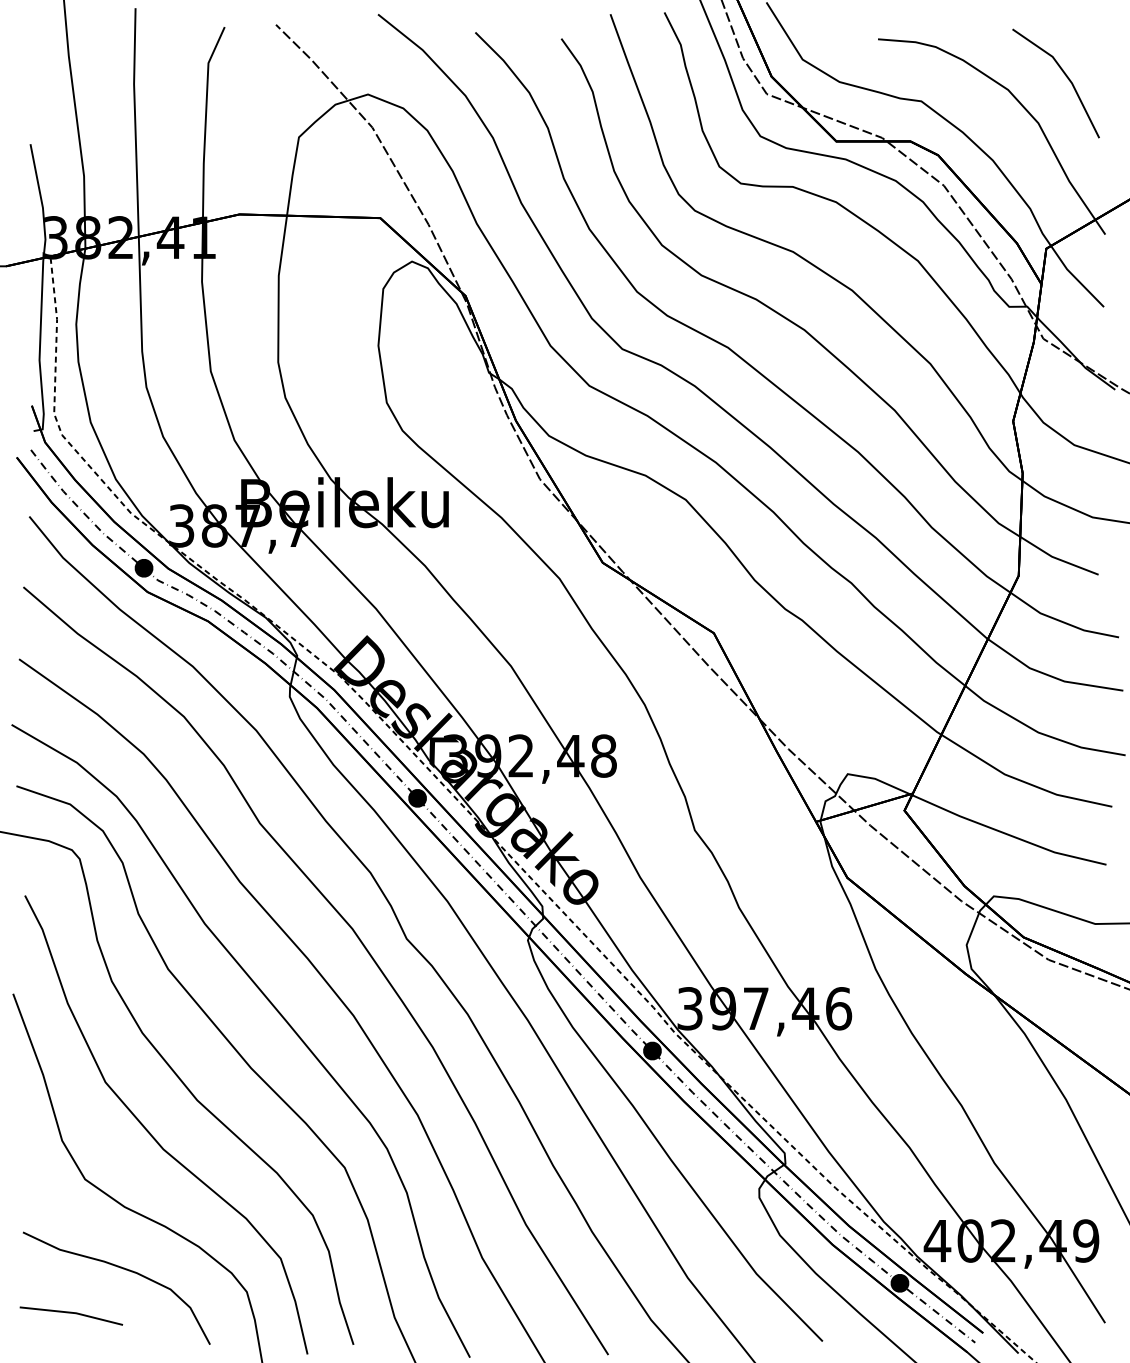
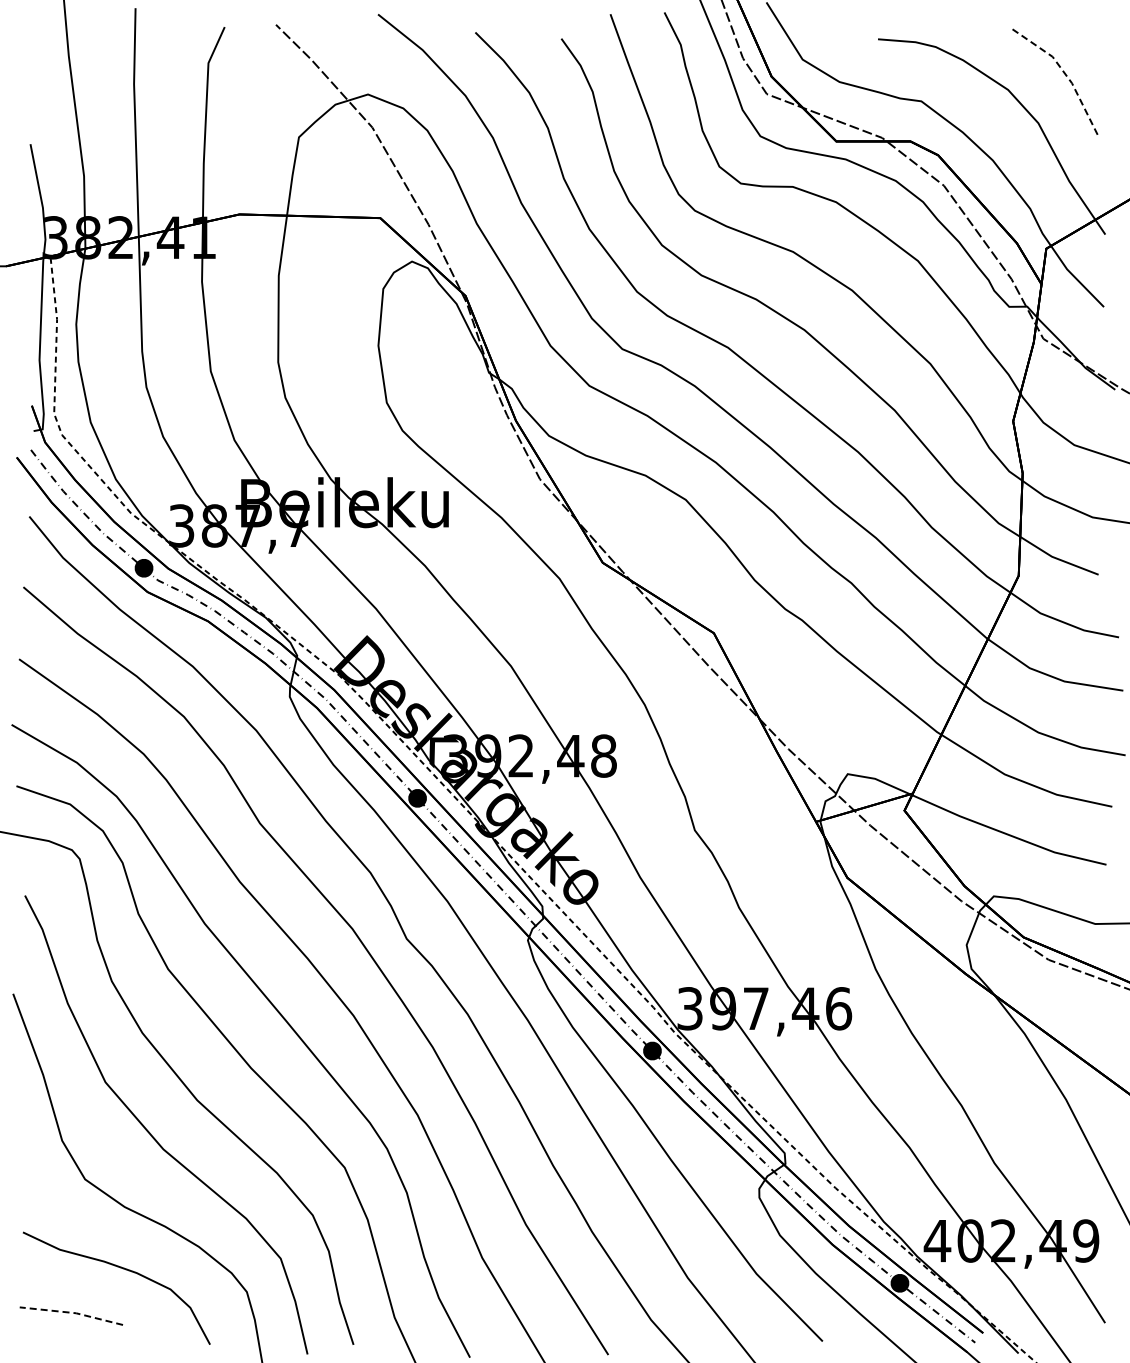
line: solid -> dashed (1066, 75)
line: solid -> dashed (72, 1312)
